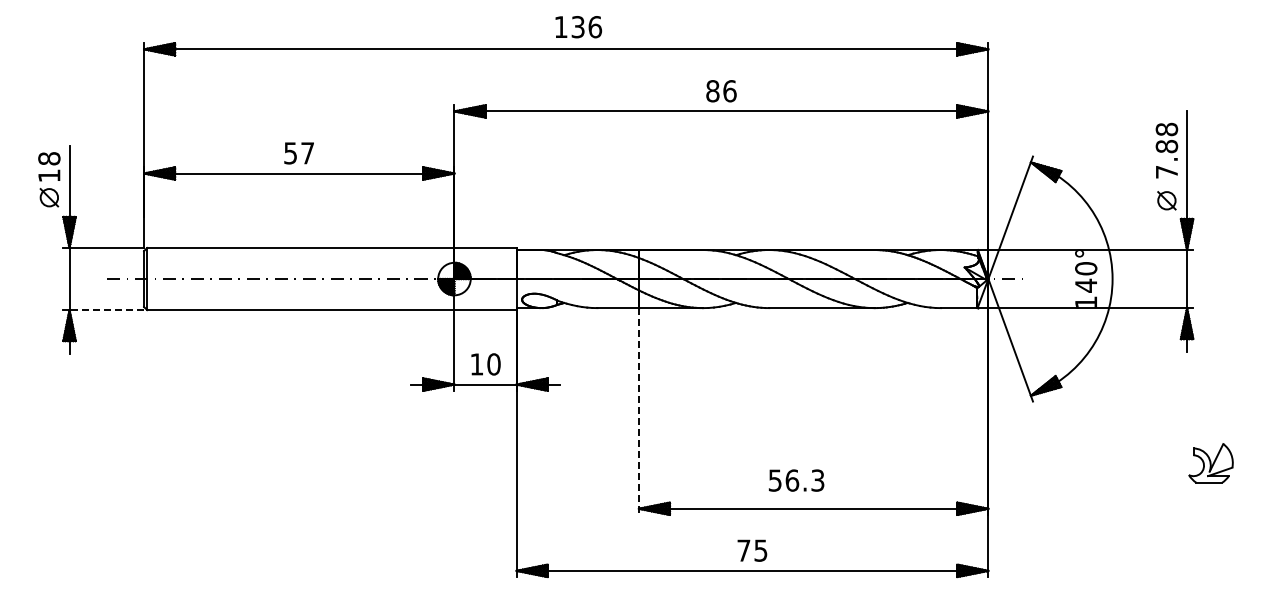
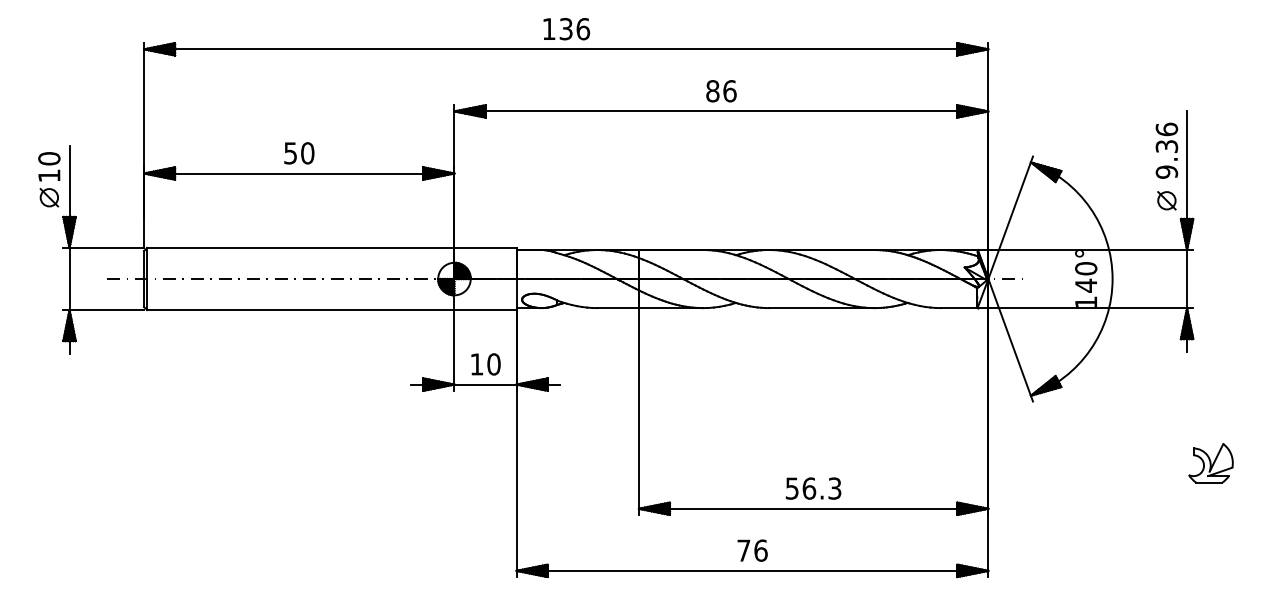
text position: (578, 27) -> (566, 29) (566, 29)
text: 7.88 -> 9.36 (1166, 150)
text: 57 -> 50 (307, 153)
text: 18 -> 10 (49, 158)
line: dashed -> solid (106, 310)
line: dashed -> solid (638, 412)
text position: (796, 480) -> (813, 488) (813, 488)
text: 75 -> 76 (760, 550)
